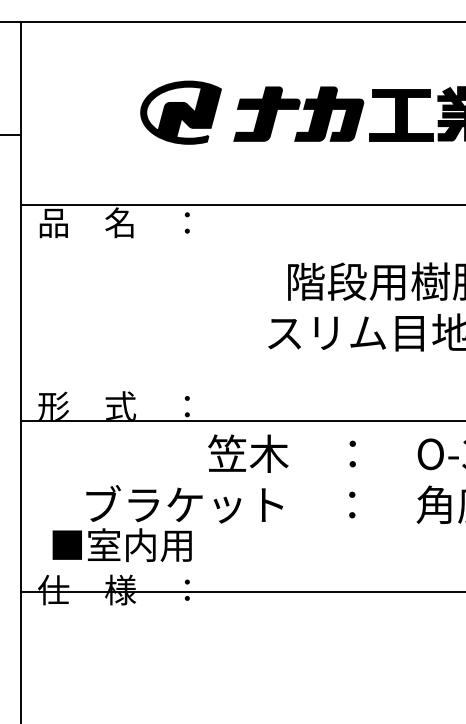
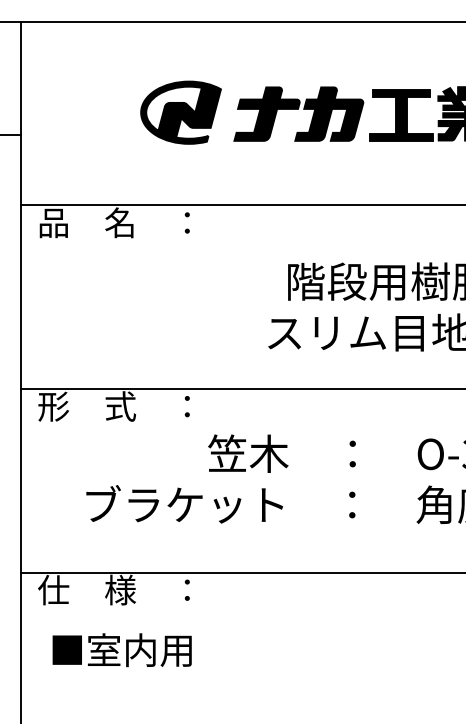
line position: (241, 420) -> (241, 388) (241, 388)
text position: (121, 545) -> (121, 650) (121, 650)
line position: (241, 591) -> (241, 572) (241, 572)
